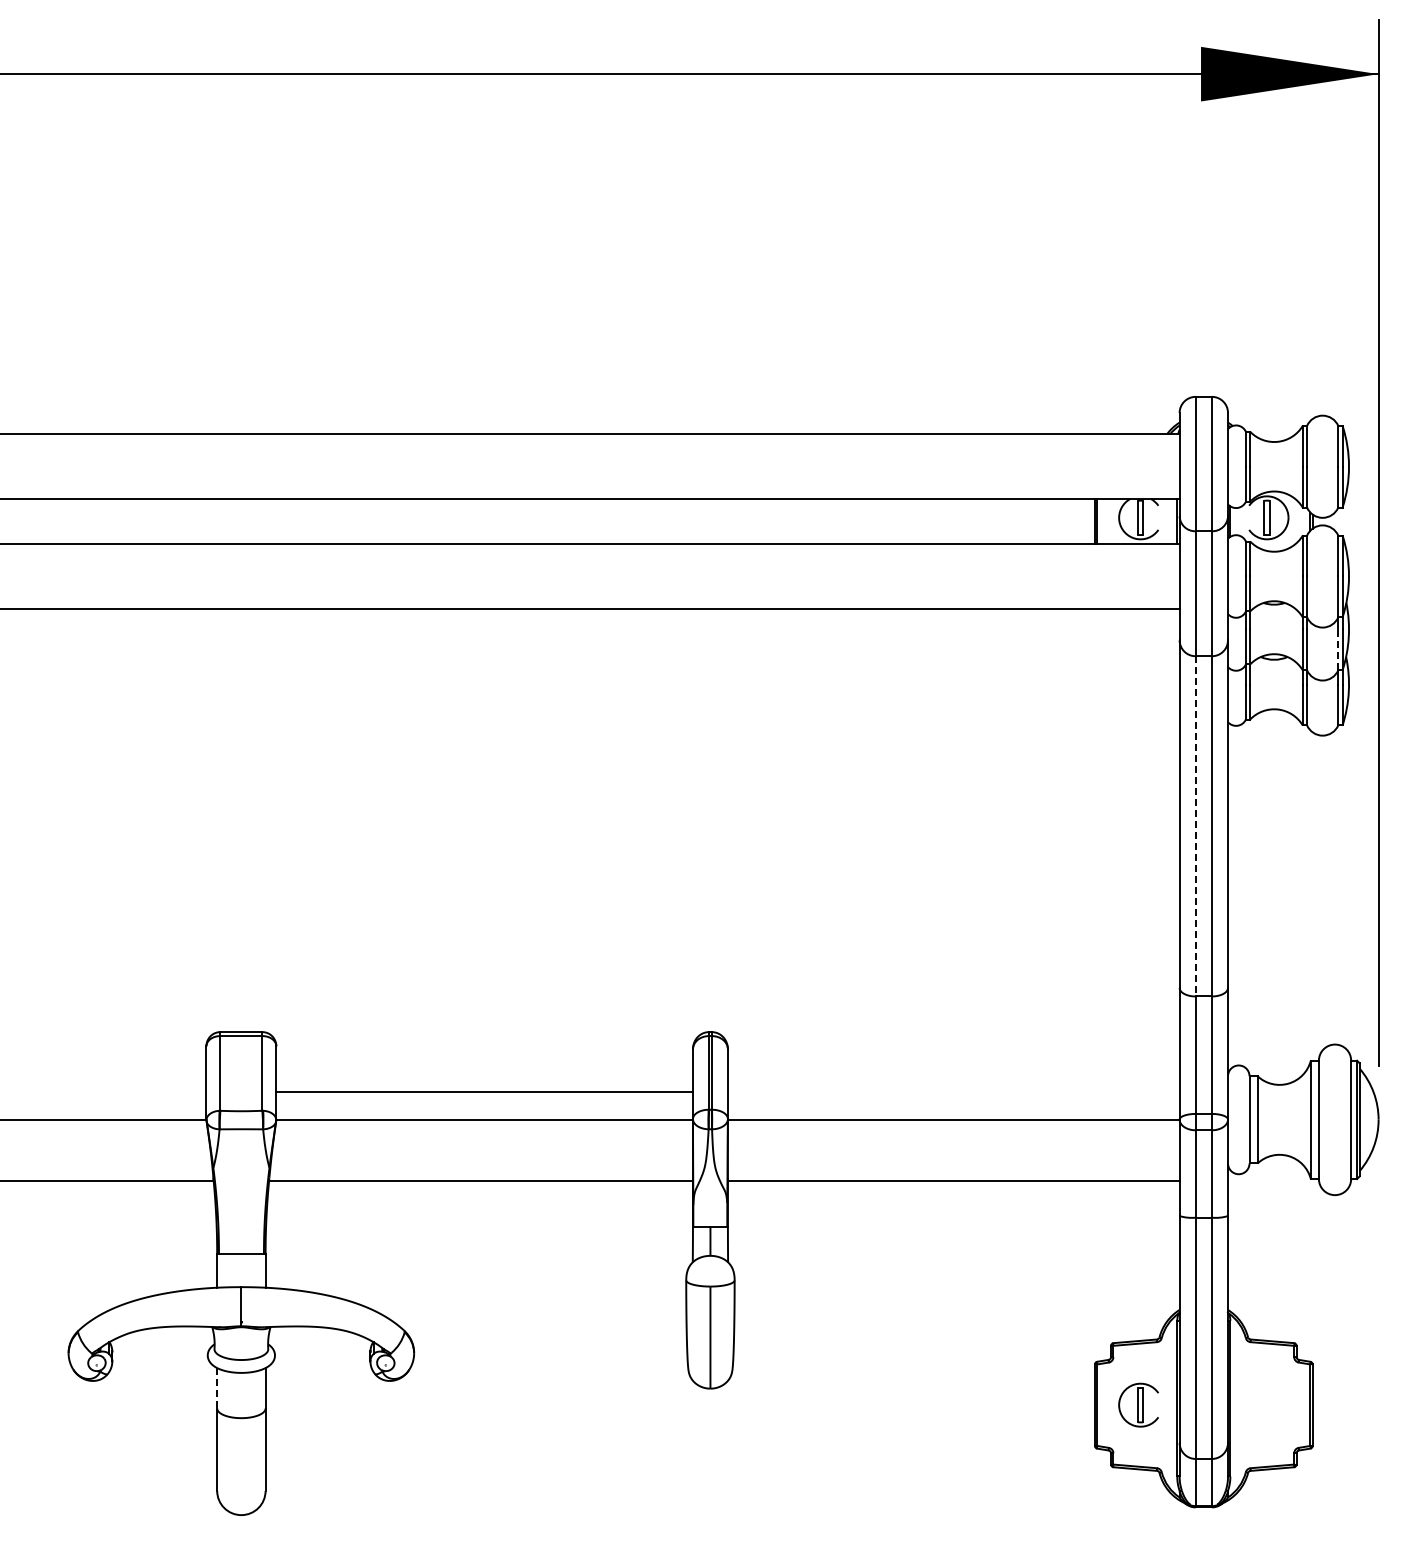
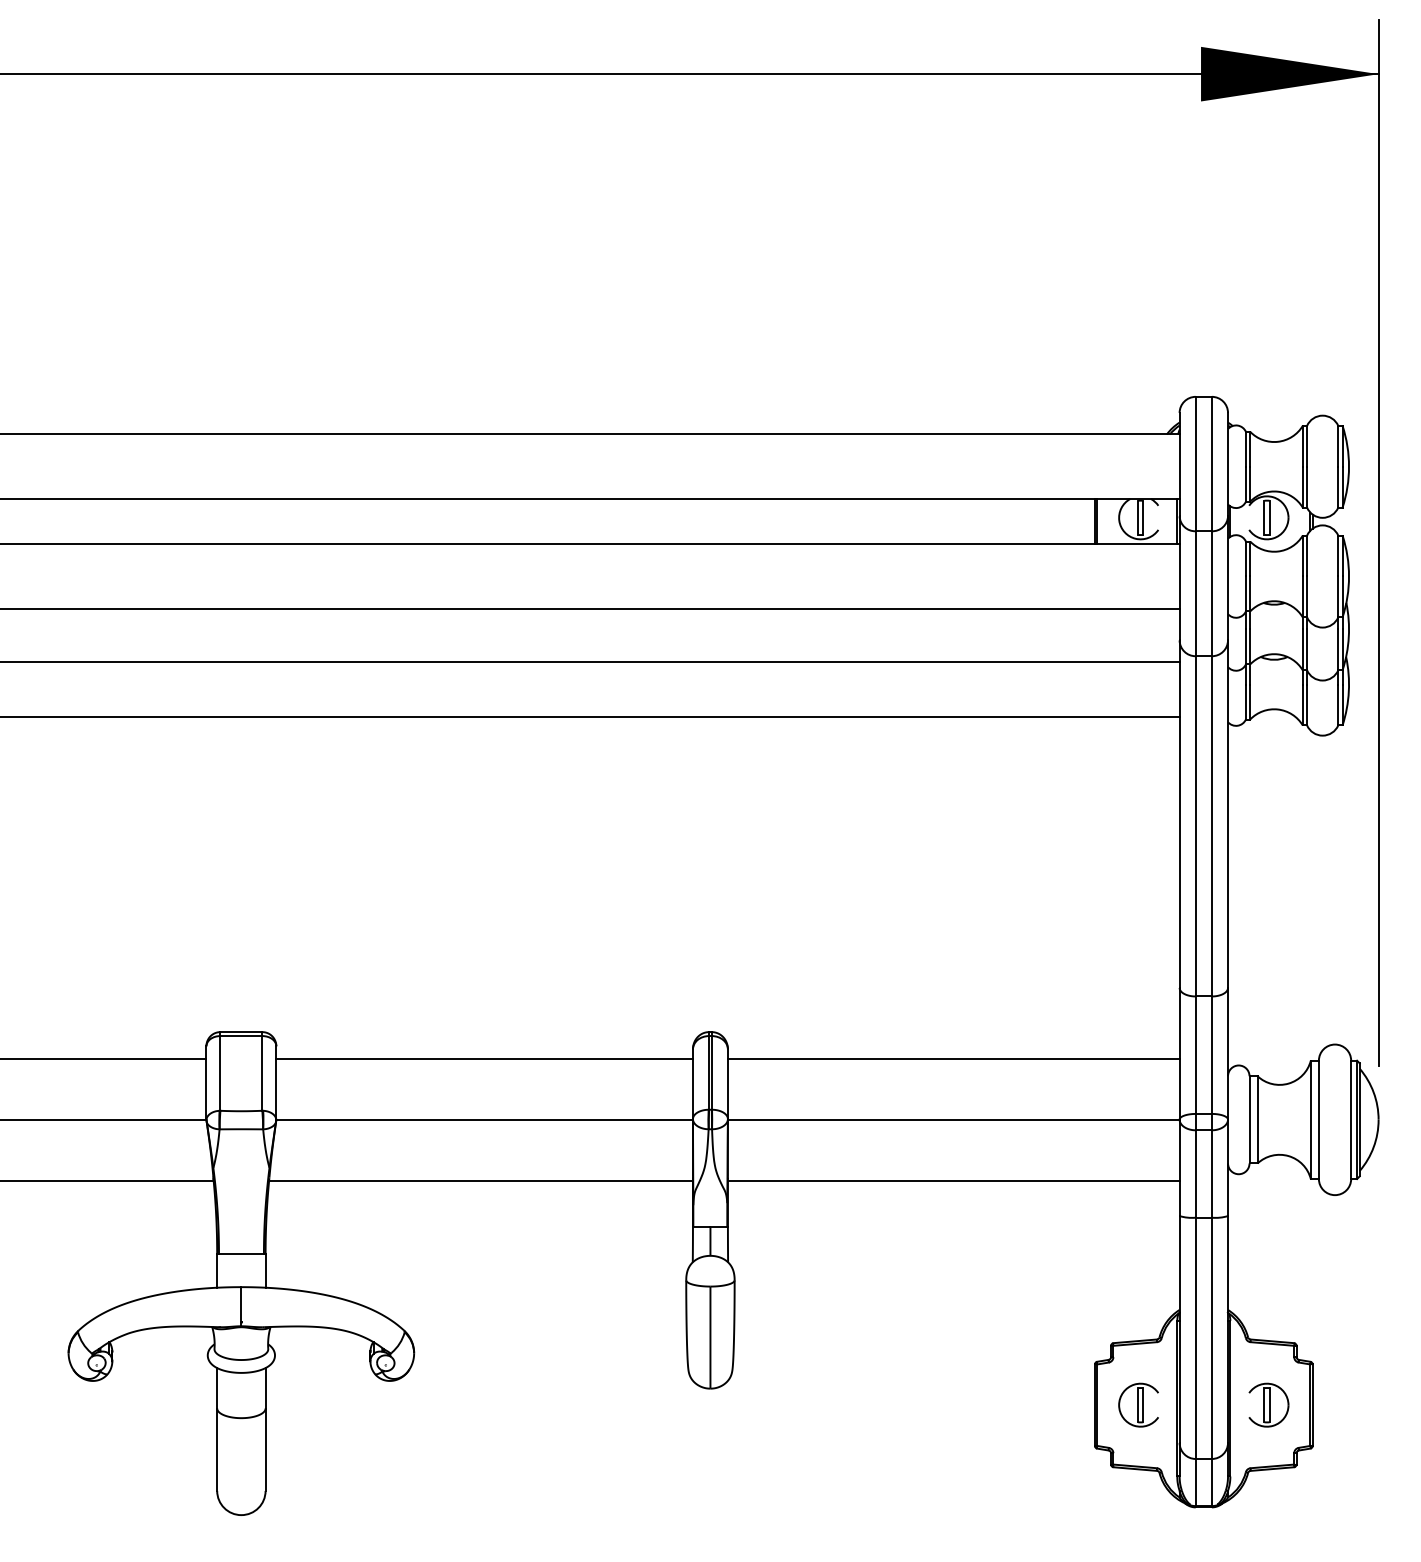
line: dashed -> solid (1338, 649)
line: none -> present (590, 661)
line: none -> present (590, 716)
line: dashed -> solid (1195, 826)
line: none -> present (104, 1059)
line: none -> present (953, 1059)
line position: (484, 1092) -> (484, 1059) (484, 1059)
line: dashed -> solid (217, 1388)
part: none -> present (1268, 1404)
